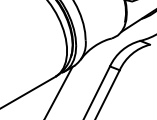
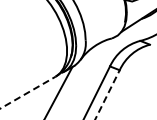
line: solid -> dashed (27, 92)
line: solid -> dashed (107, 95)
